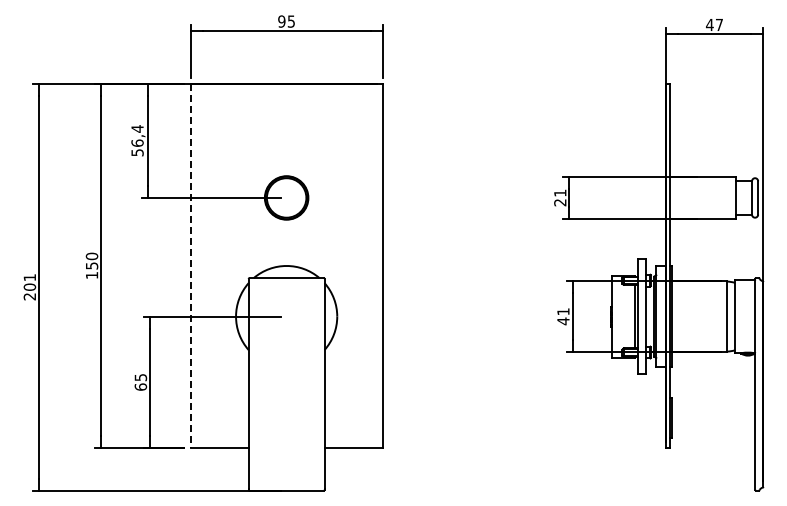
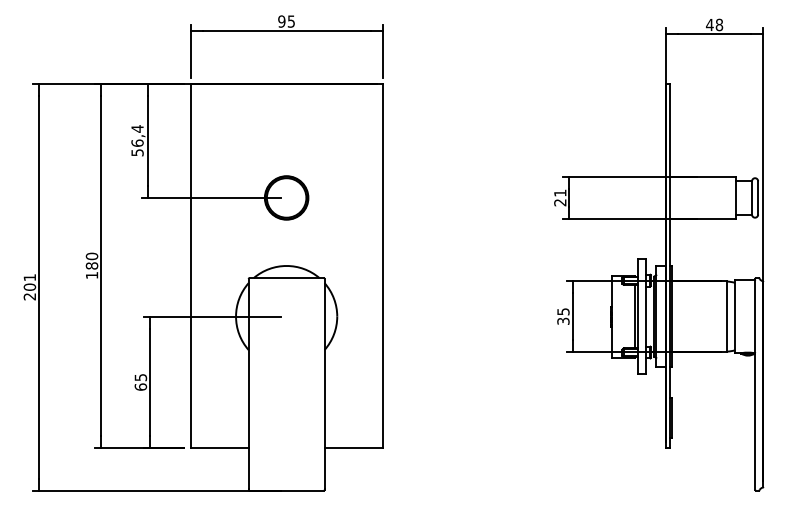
text: 47 -> 48 (719, 24)
text: 150 -> 180 (91, 265)
line: dashed -> solid (190, 266)
text: 41 -> 35 (563, 316)
